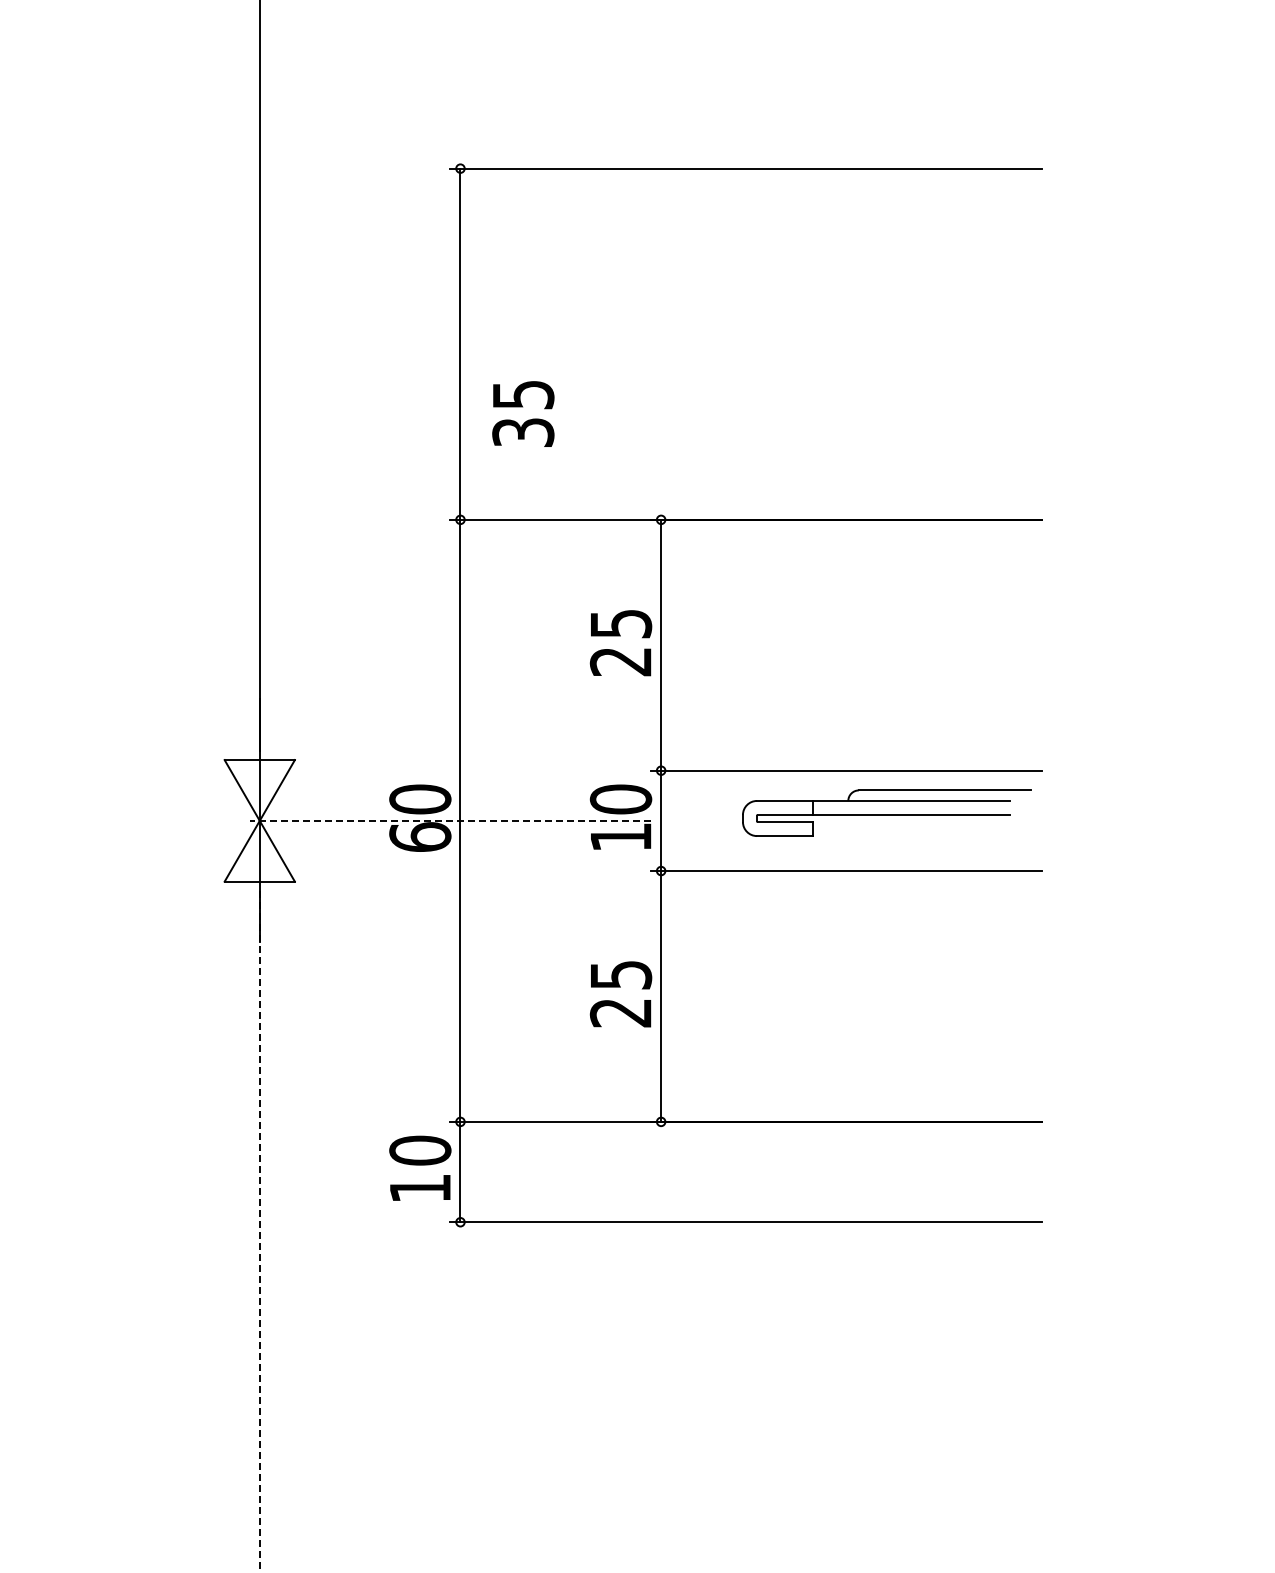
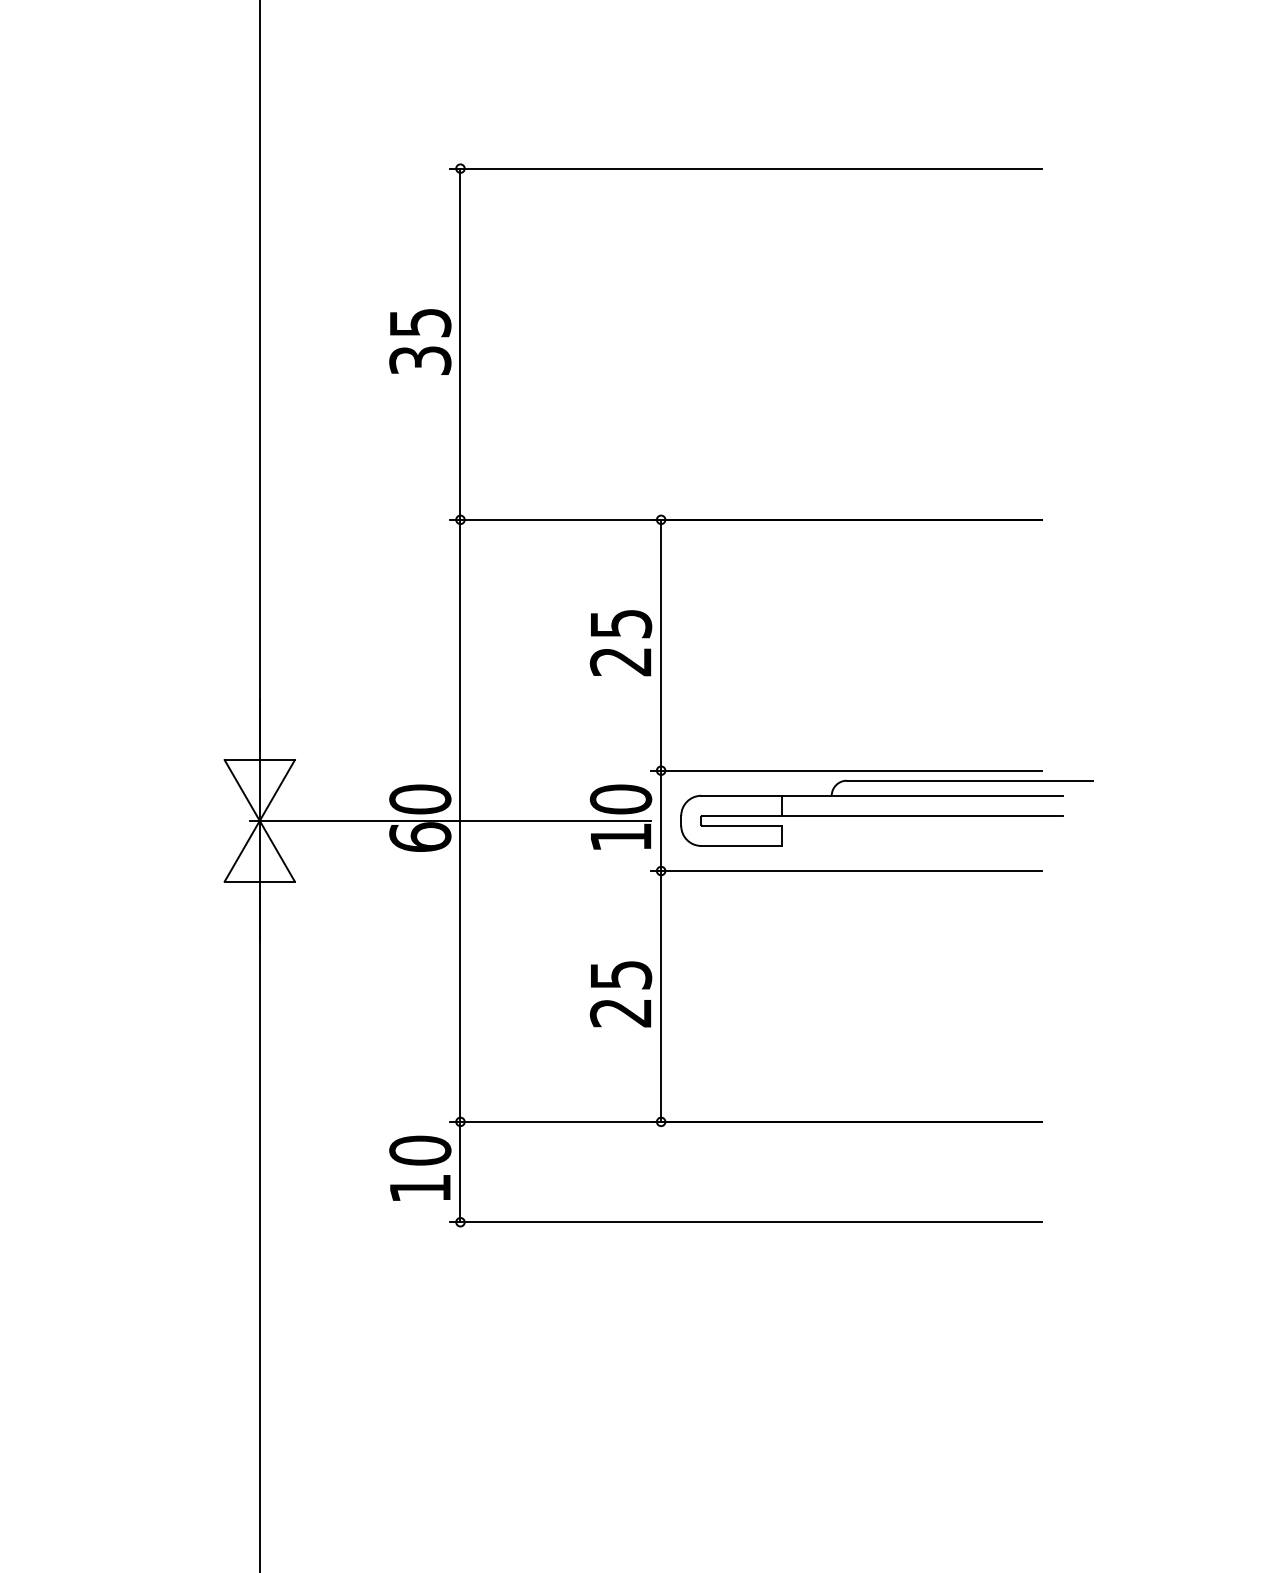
text position: (523, 413) -> (420, 341) (420, 341)
part size: 290x48 px -> 414x68 px (886, 812)
line: dashed -> solid (450, 820)
line: dashed -> solid (259, 1232)
